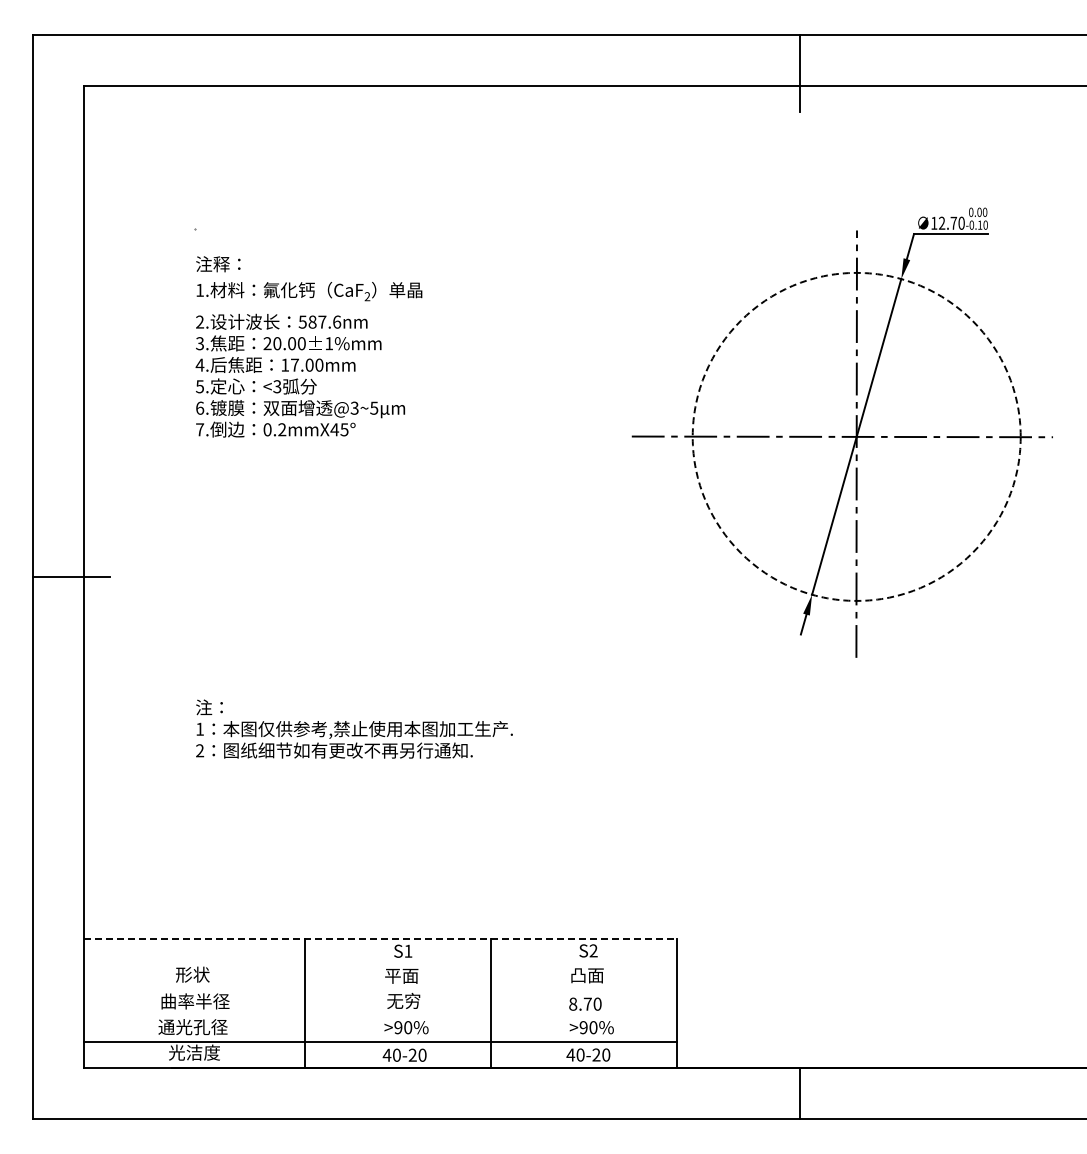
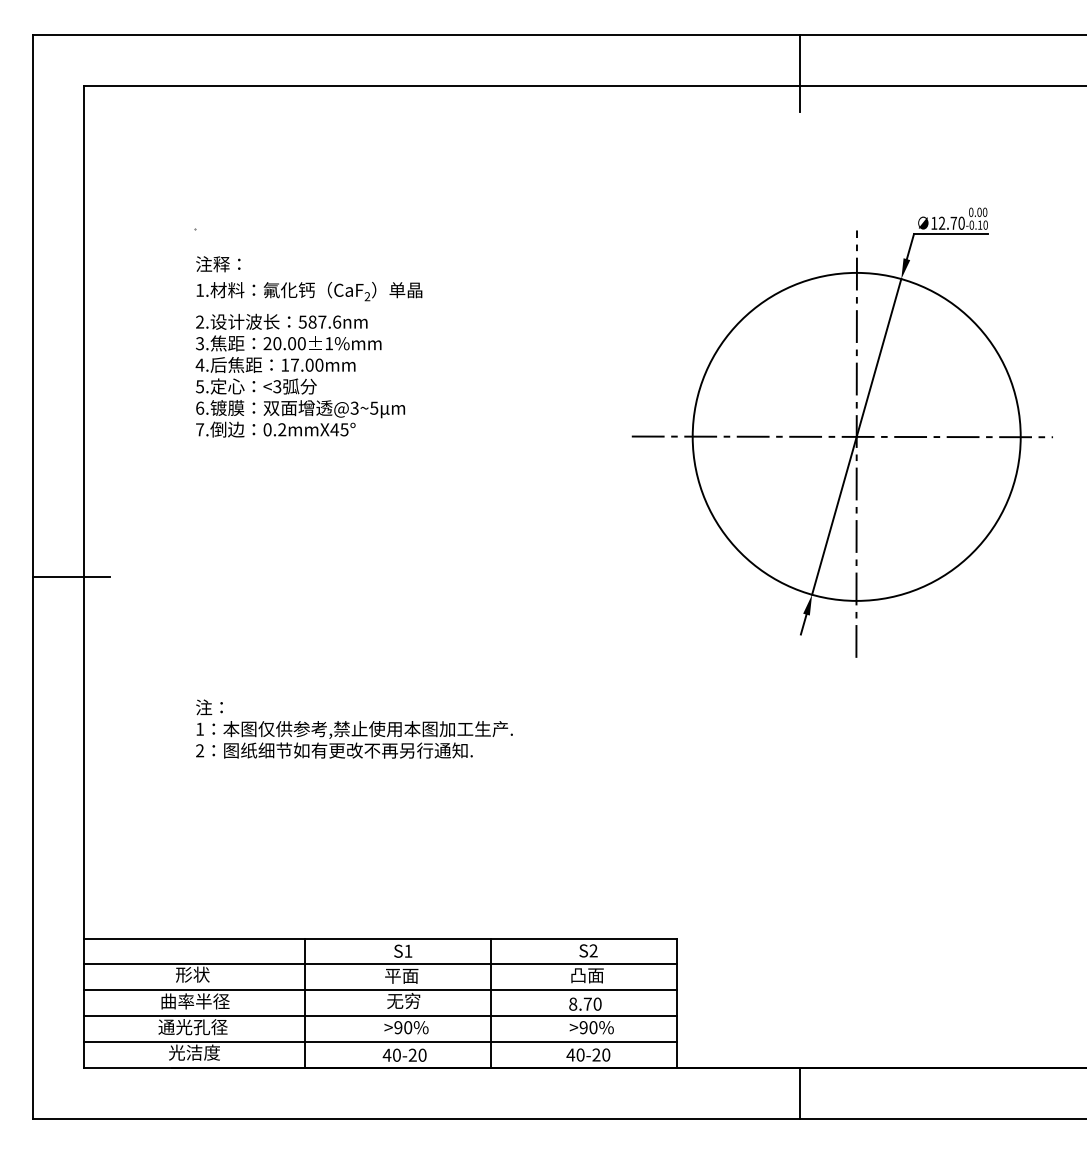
circle: dashed -> solid (856, 436)
line: dashed -> solid (380, 938)
line: none -> present (380, 964)
line: none -> present (380, 990)
line: none -> present (380, 1016)
